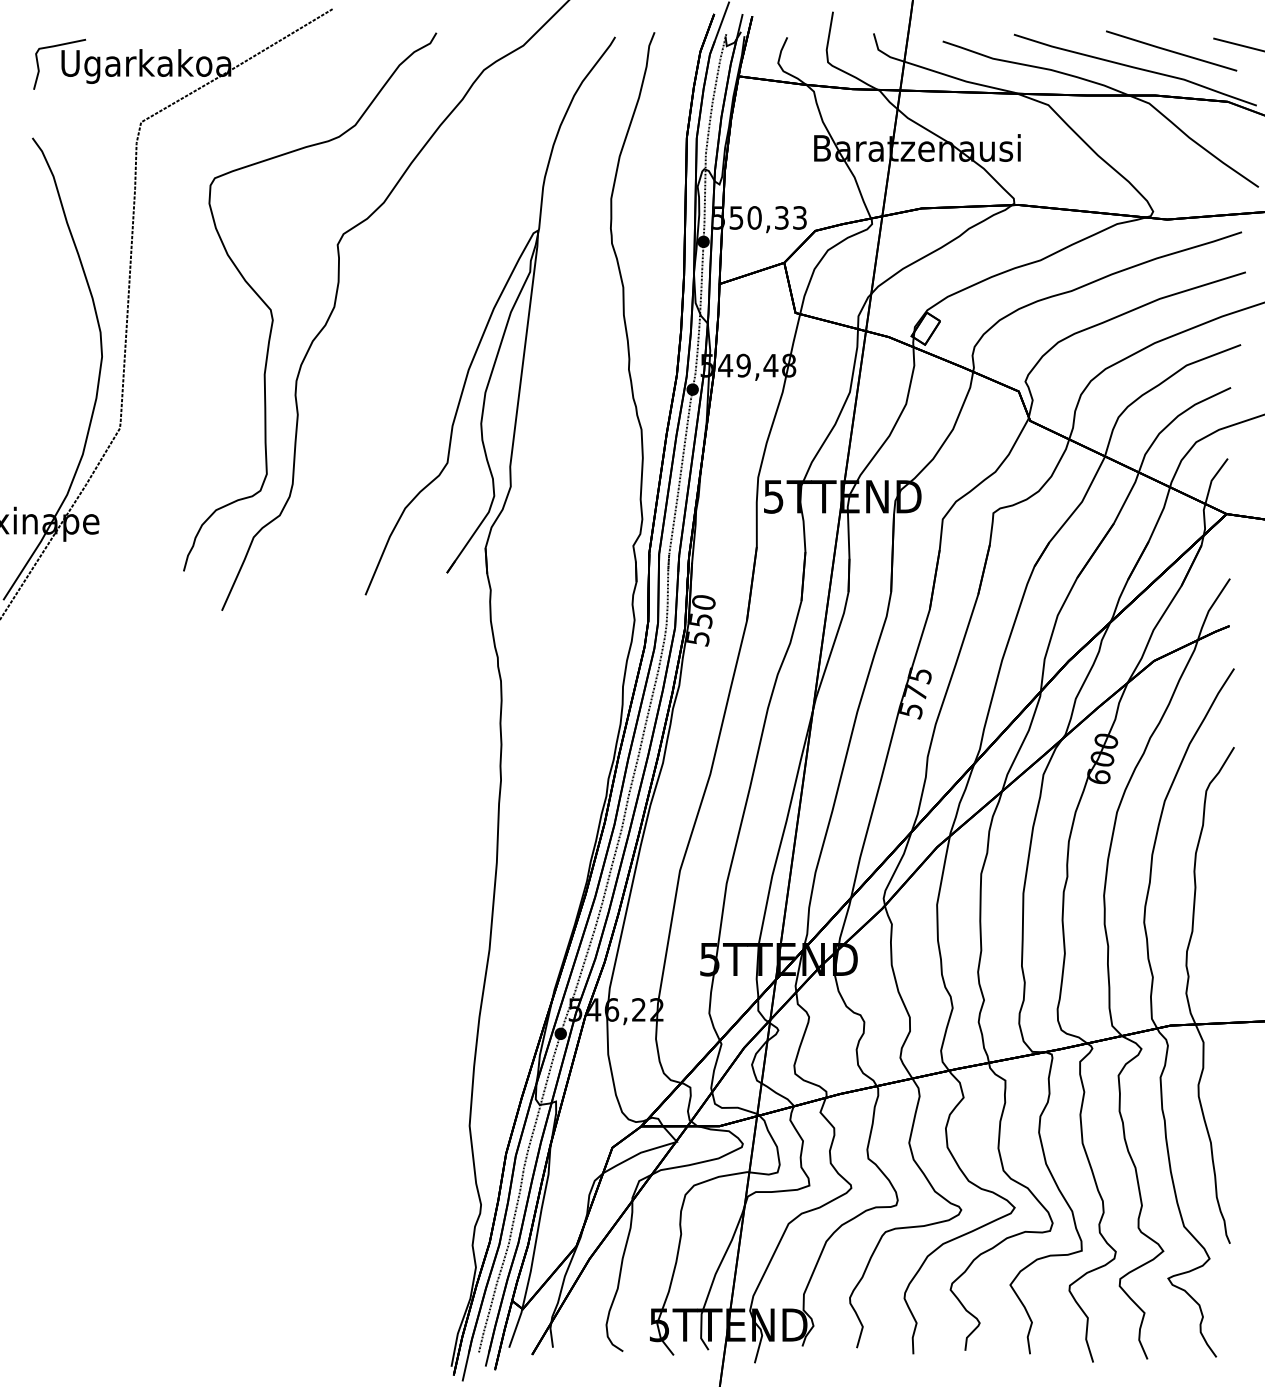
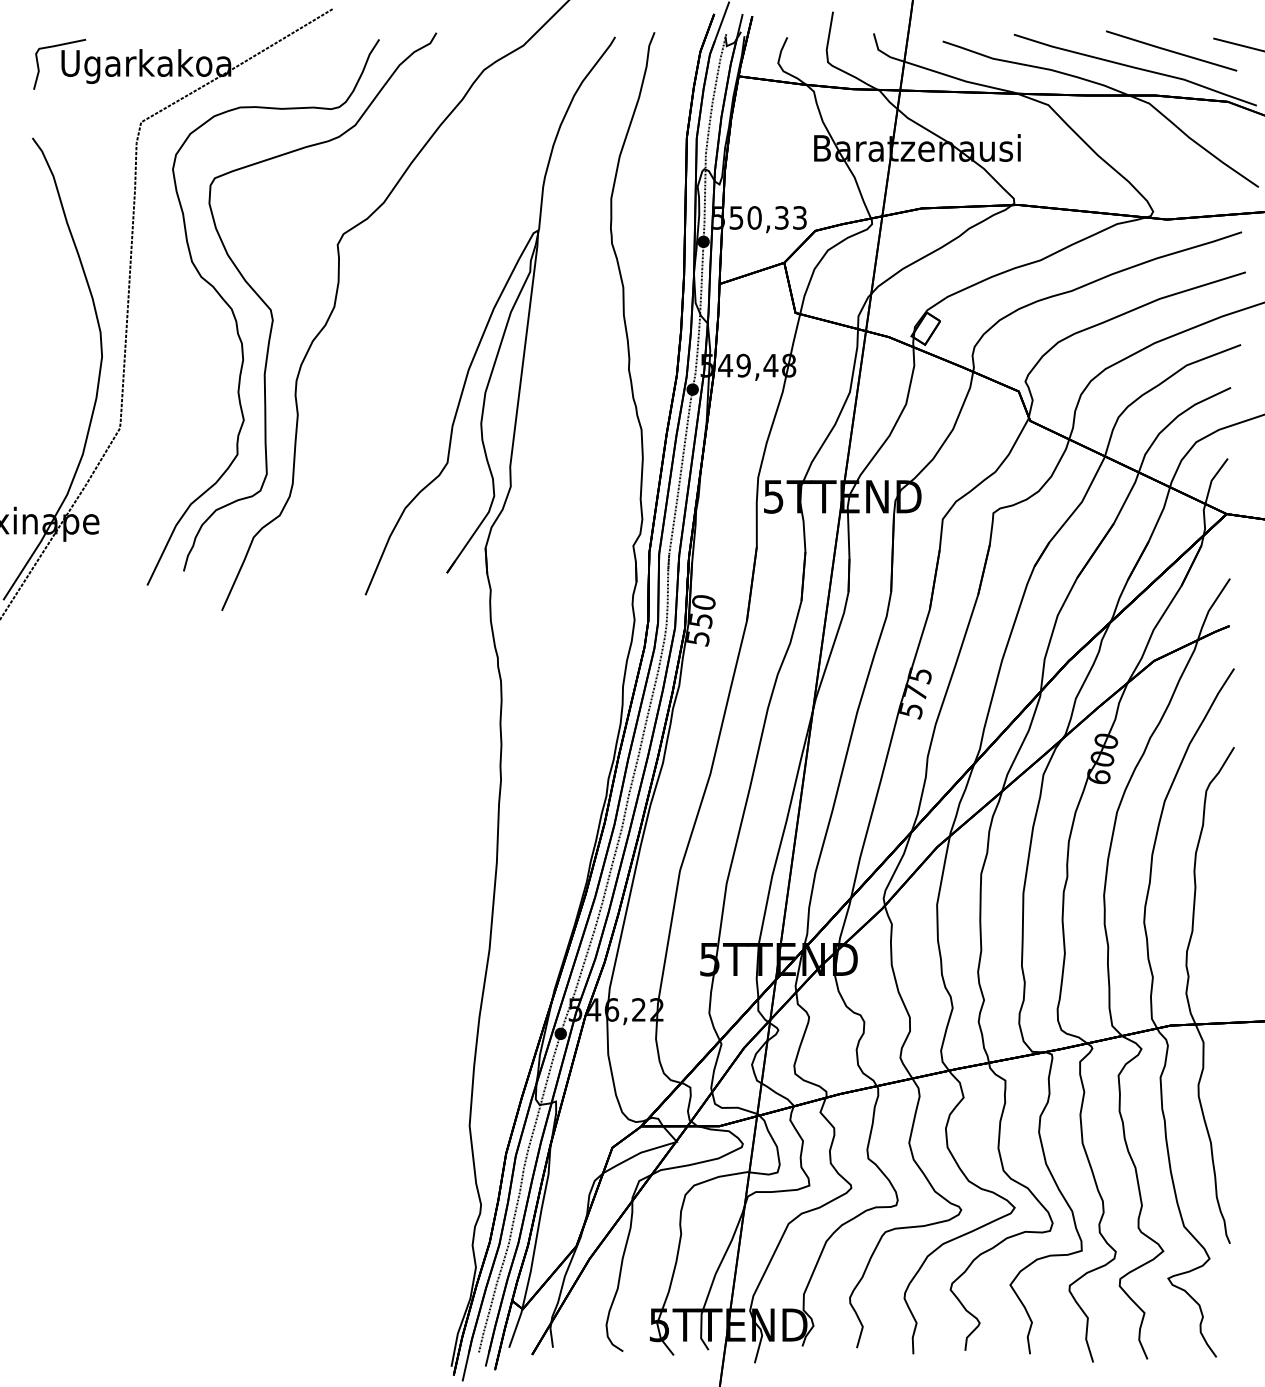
curve: none -> present (237, 321)
